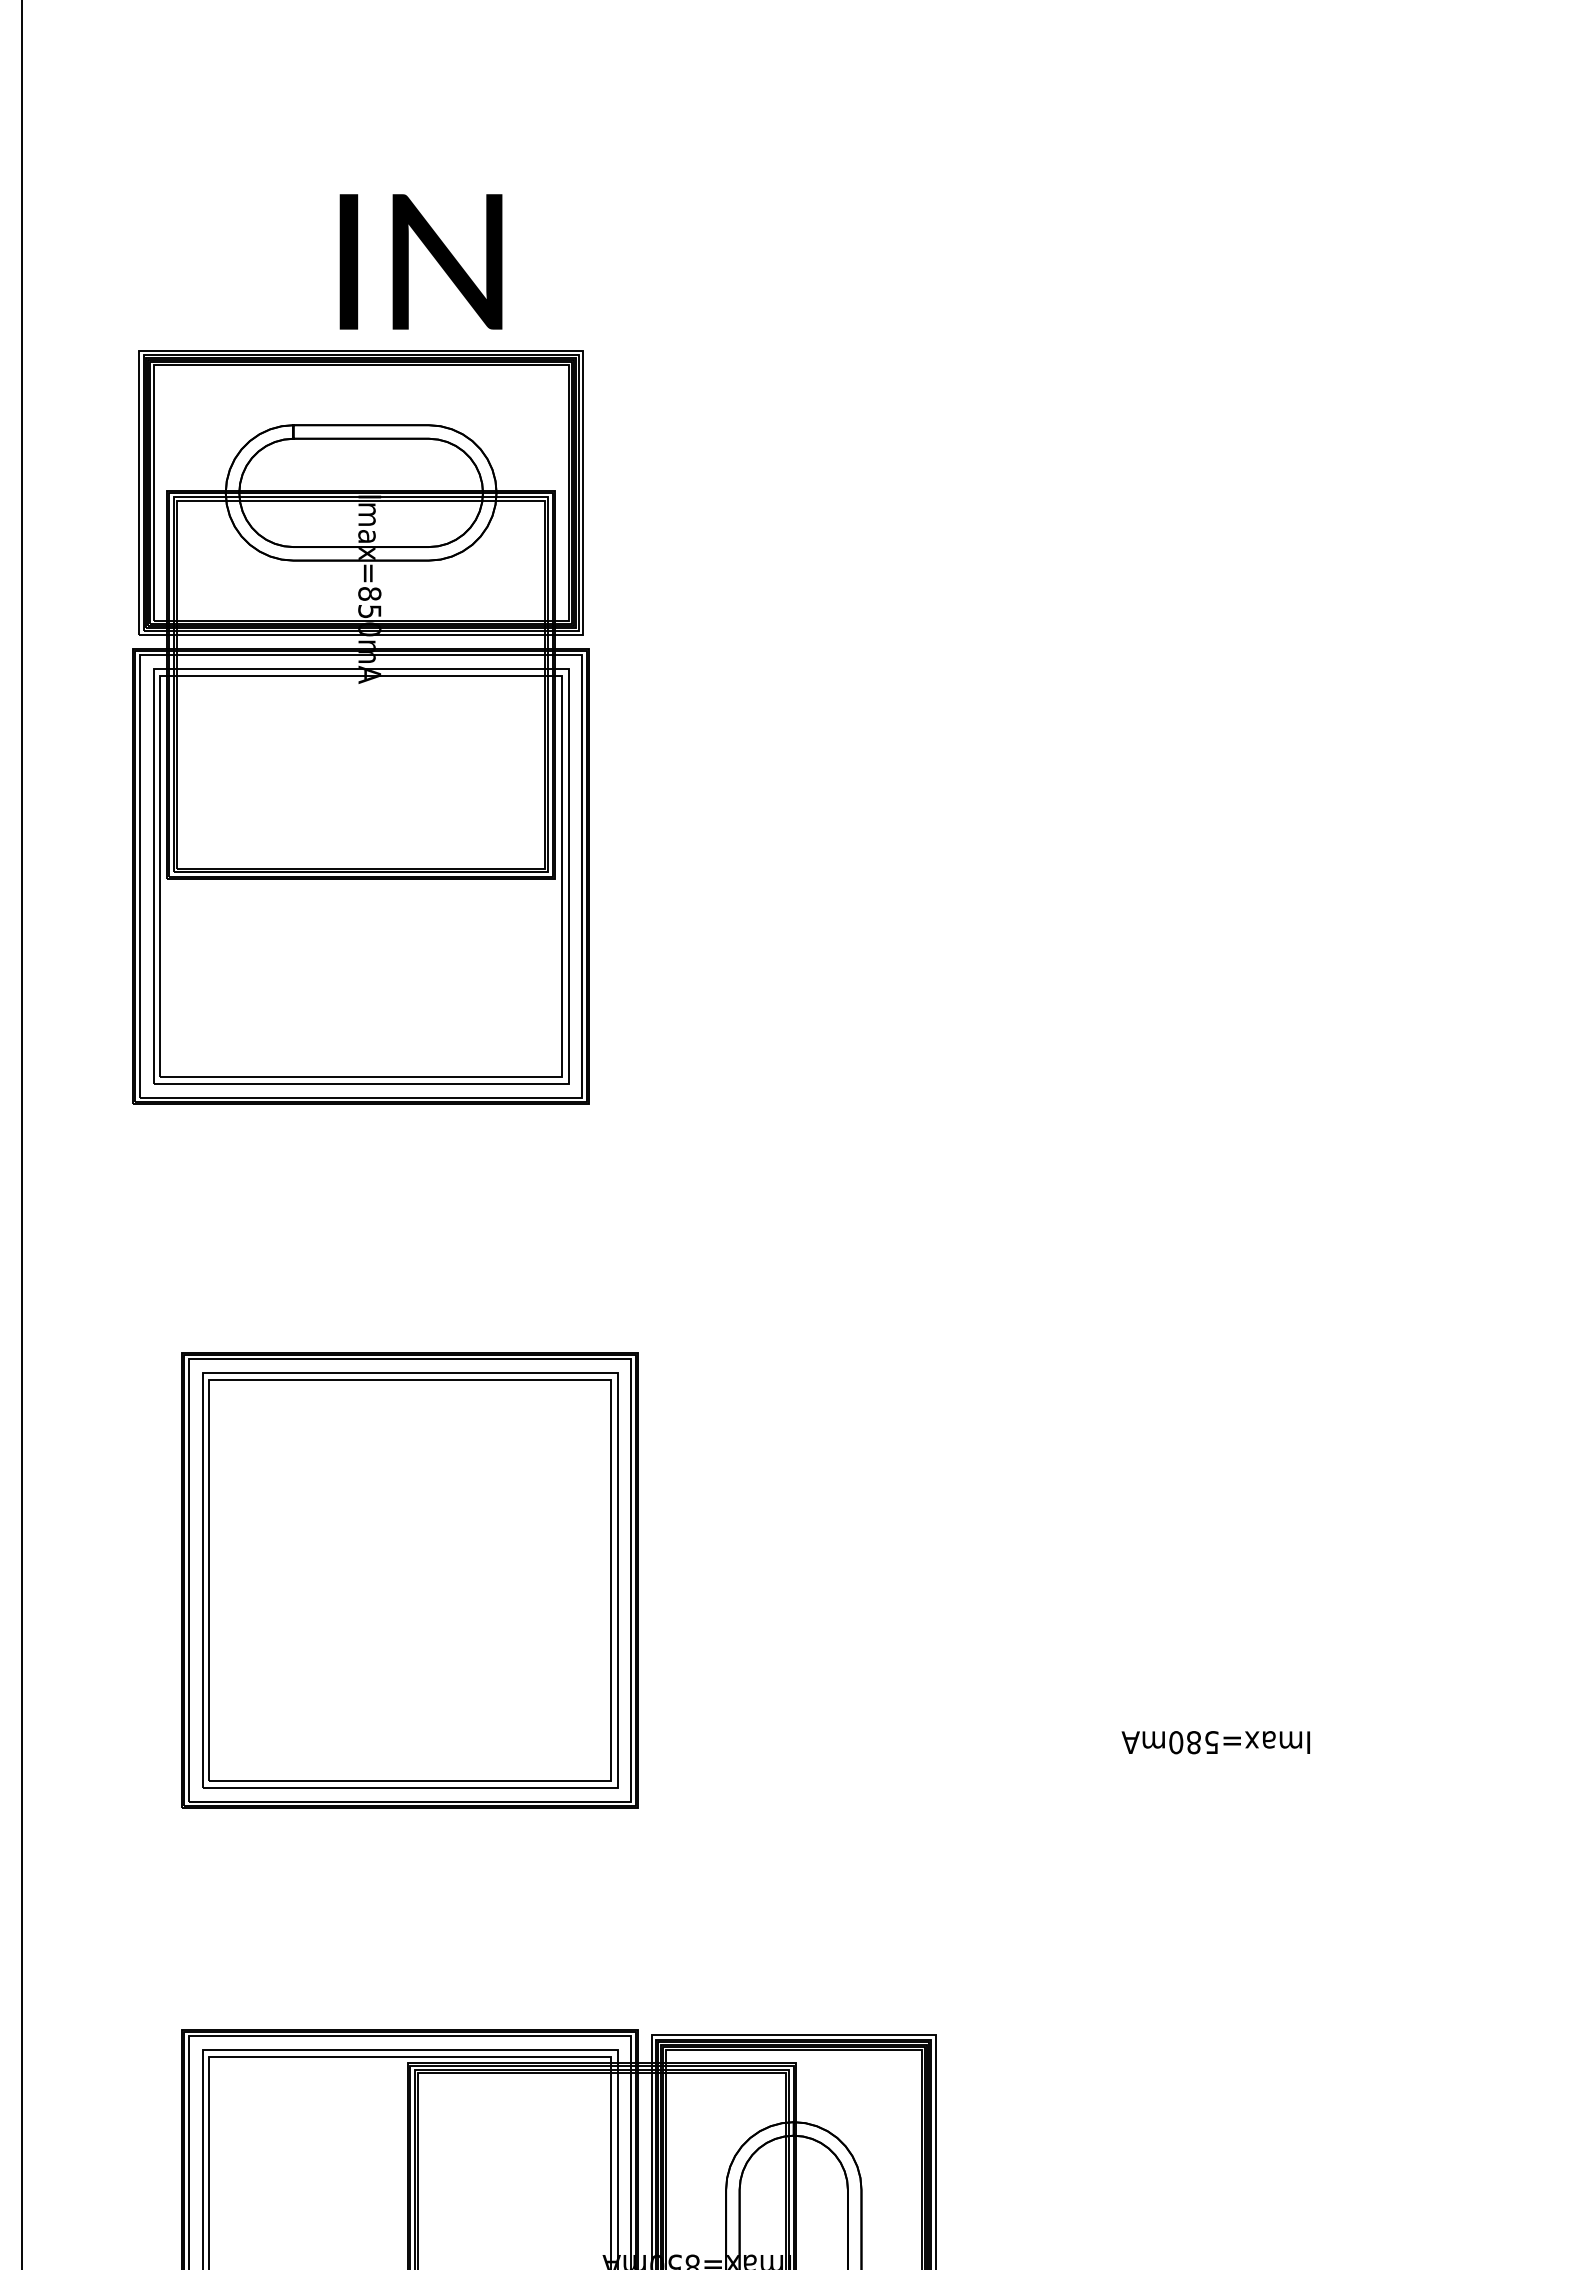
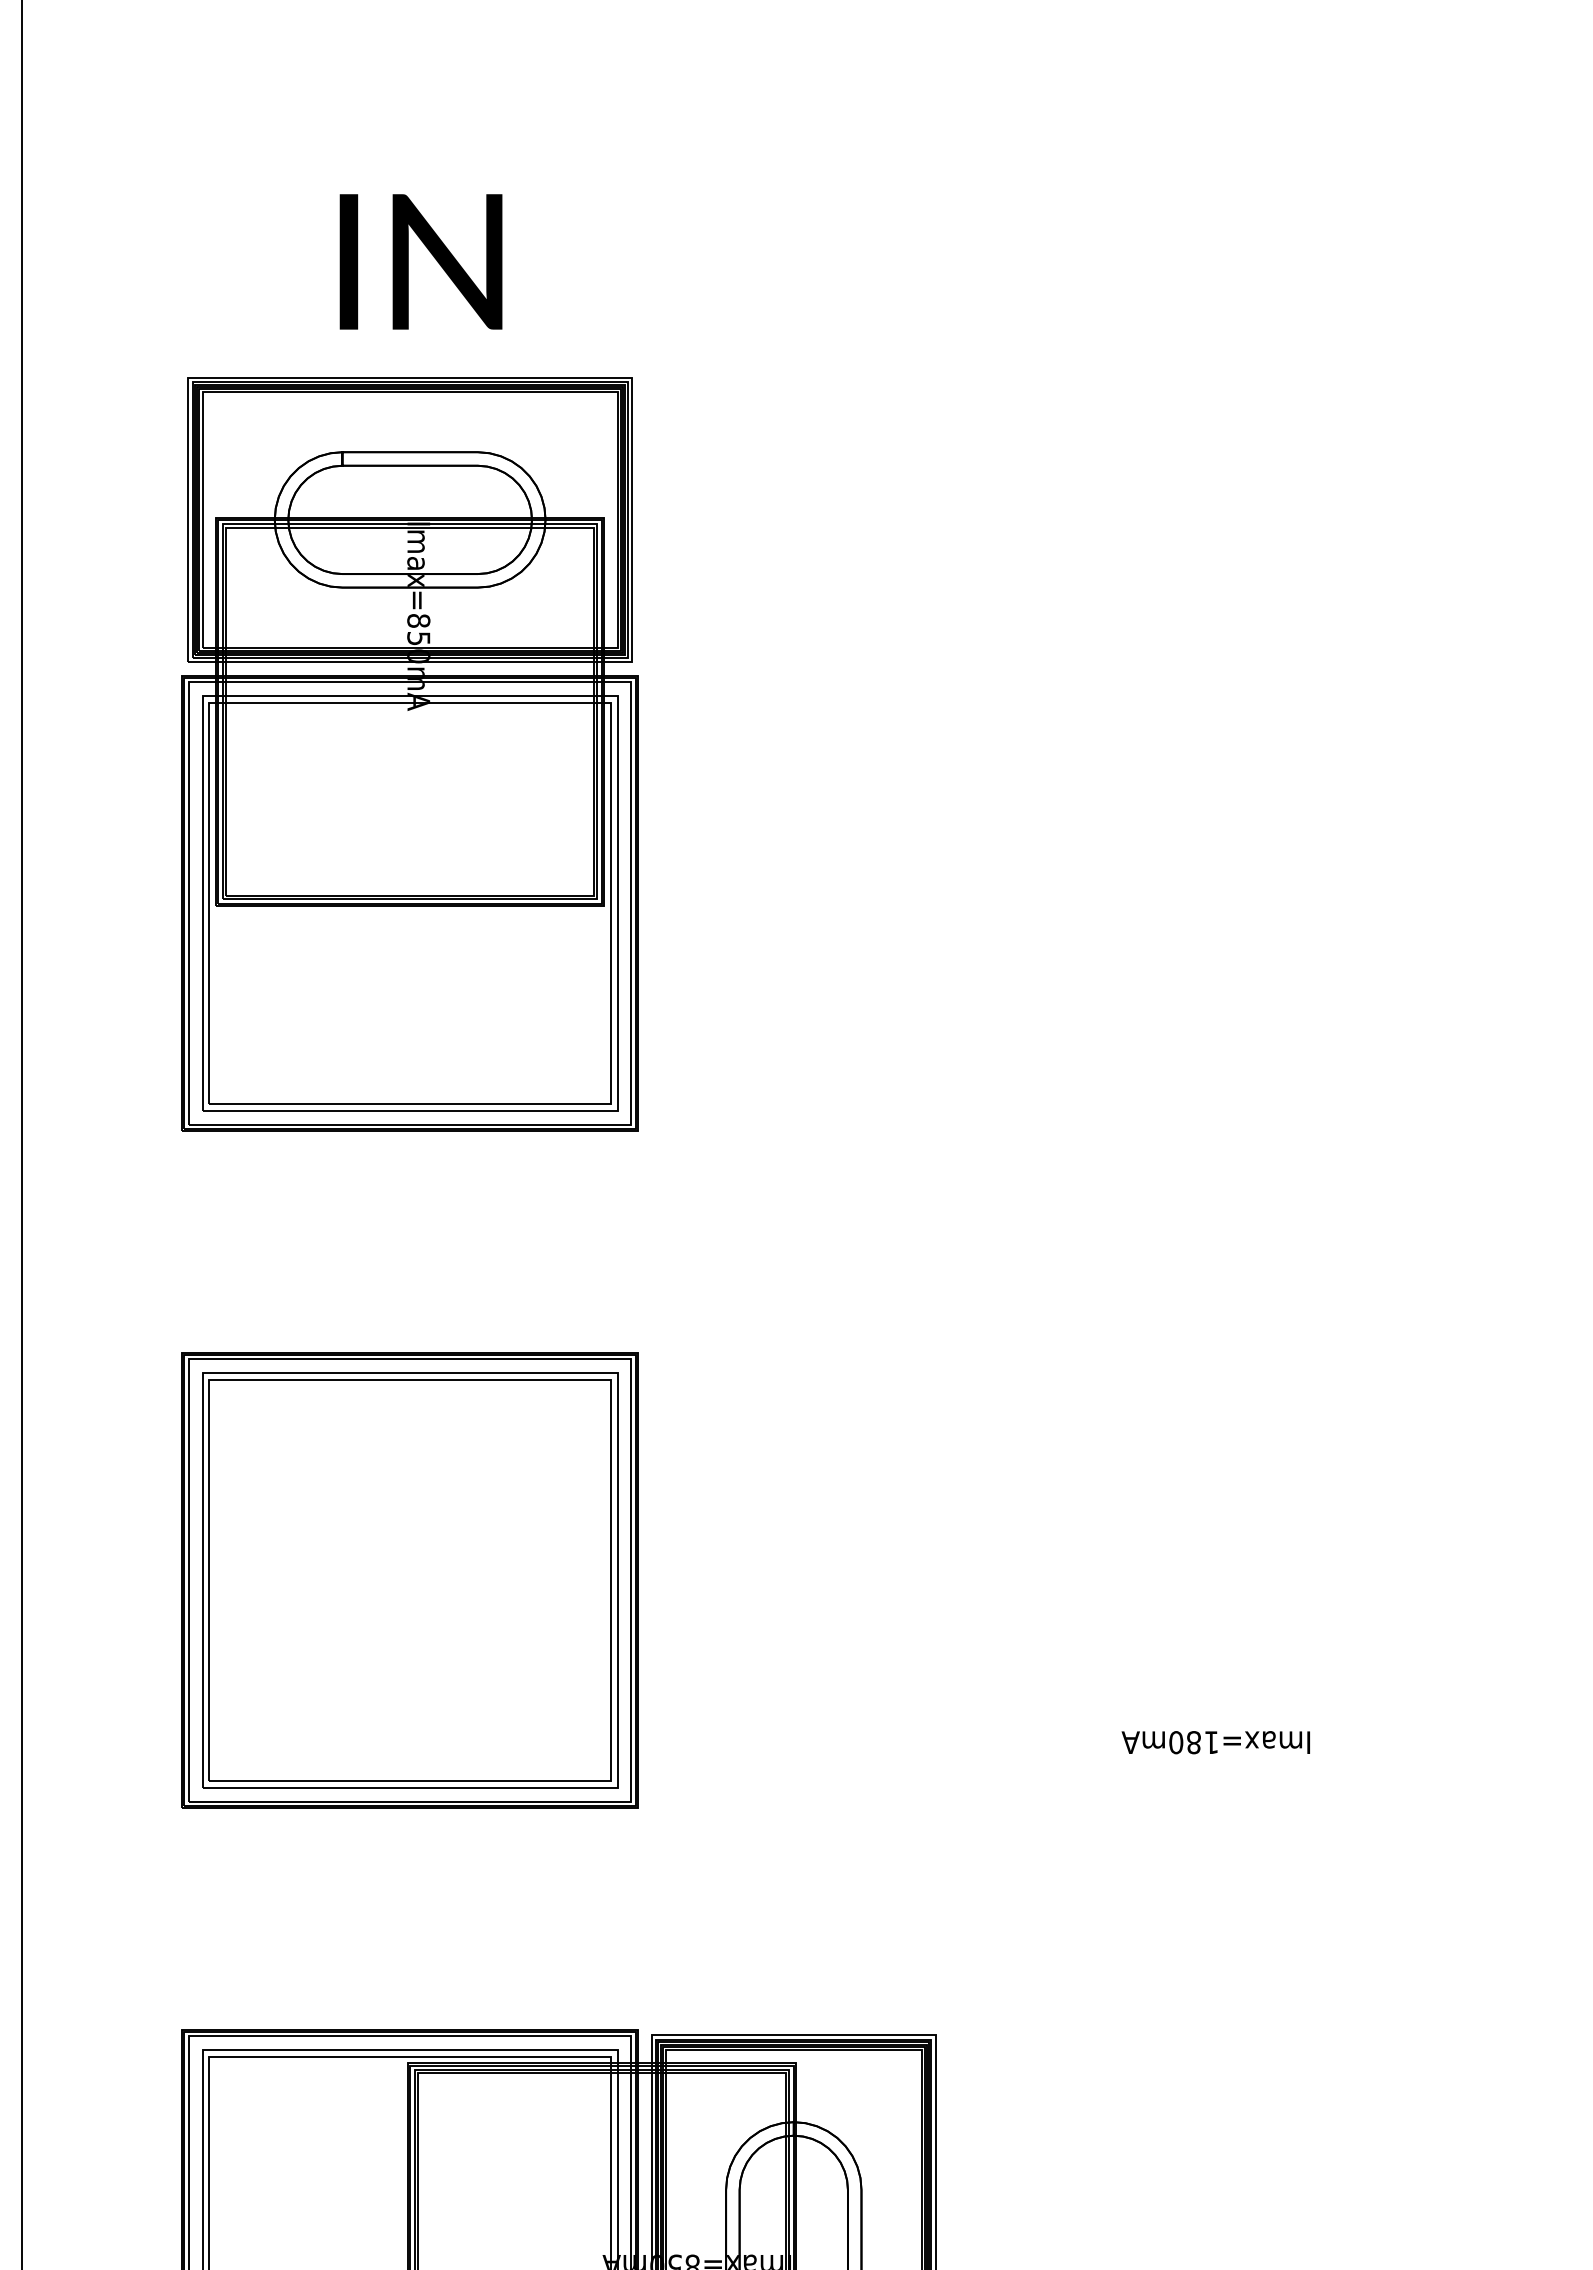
part position: (360, 727) -> (409, 754) (409, 754)
text: Imax=580mA -> Imax=180mA (1211, 1742)
